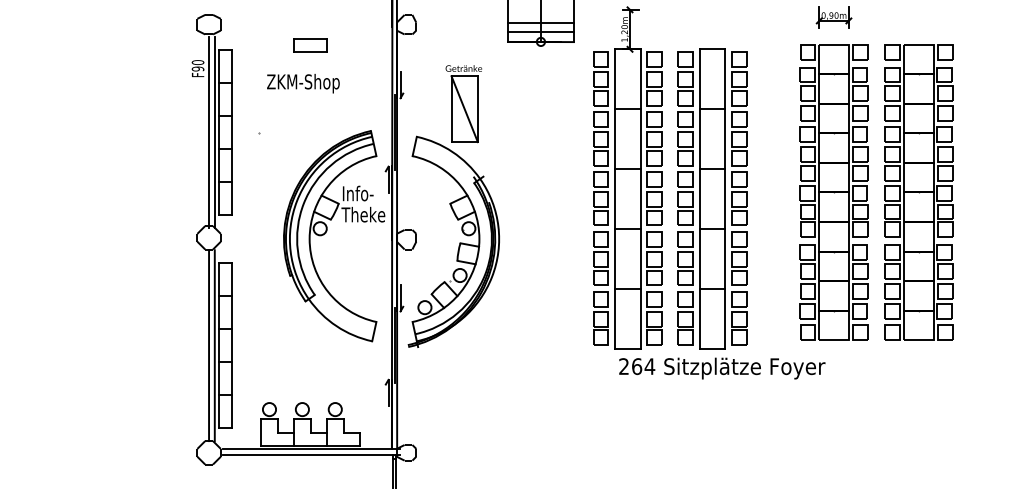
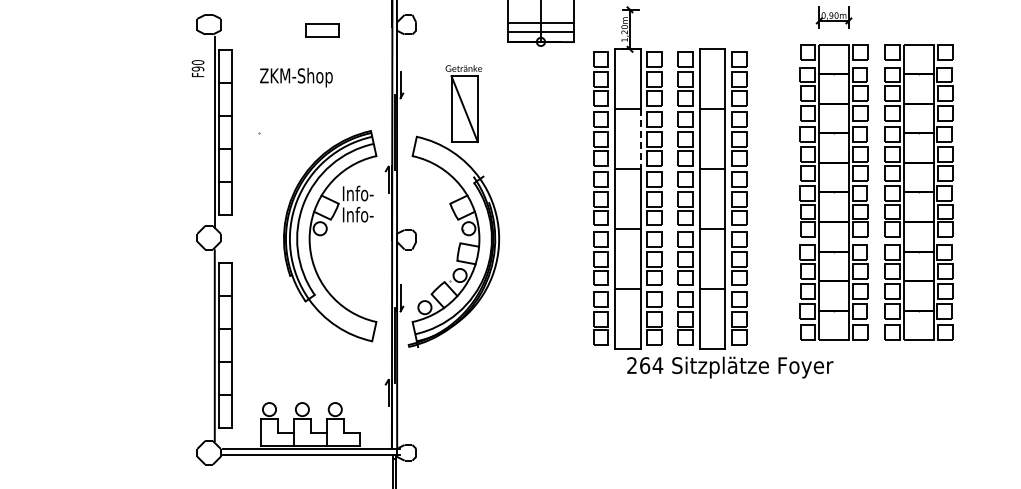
part position: (310, 45) -> (322, 30) (322, 30)
text position: (303, 83) -> (296, 77) (296, 77)
line: present -> none (209, 132)
line: solid -> dashed (640, 139)
text: Theke -> Info- (363, 214)
line: present -> none (209, 345)
text position: (722, 368) -> (730, 367) (730, 367)
